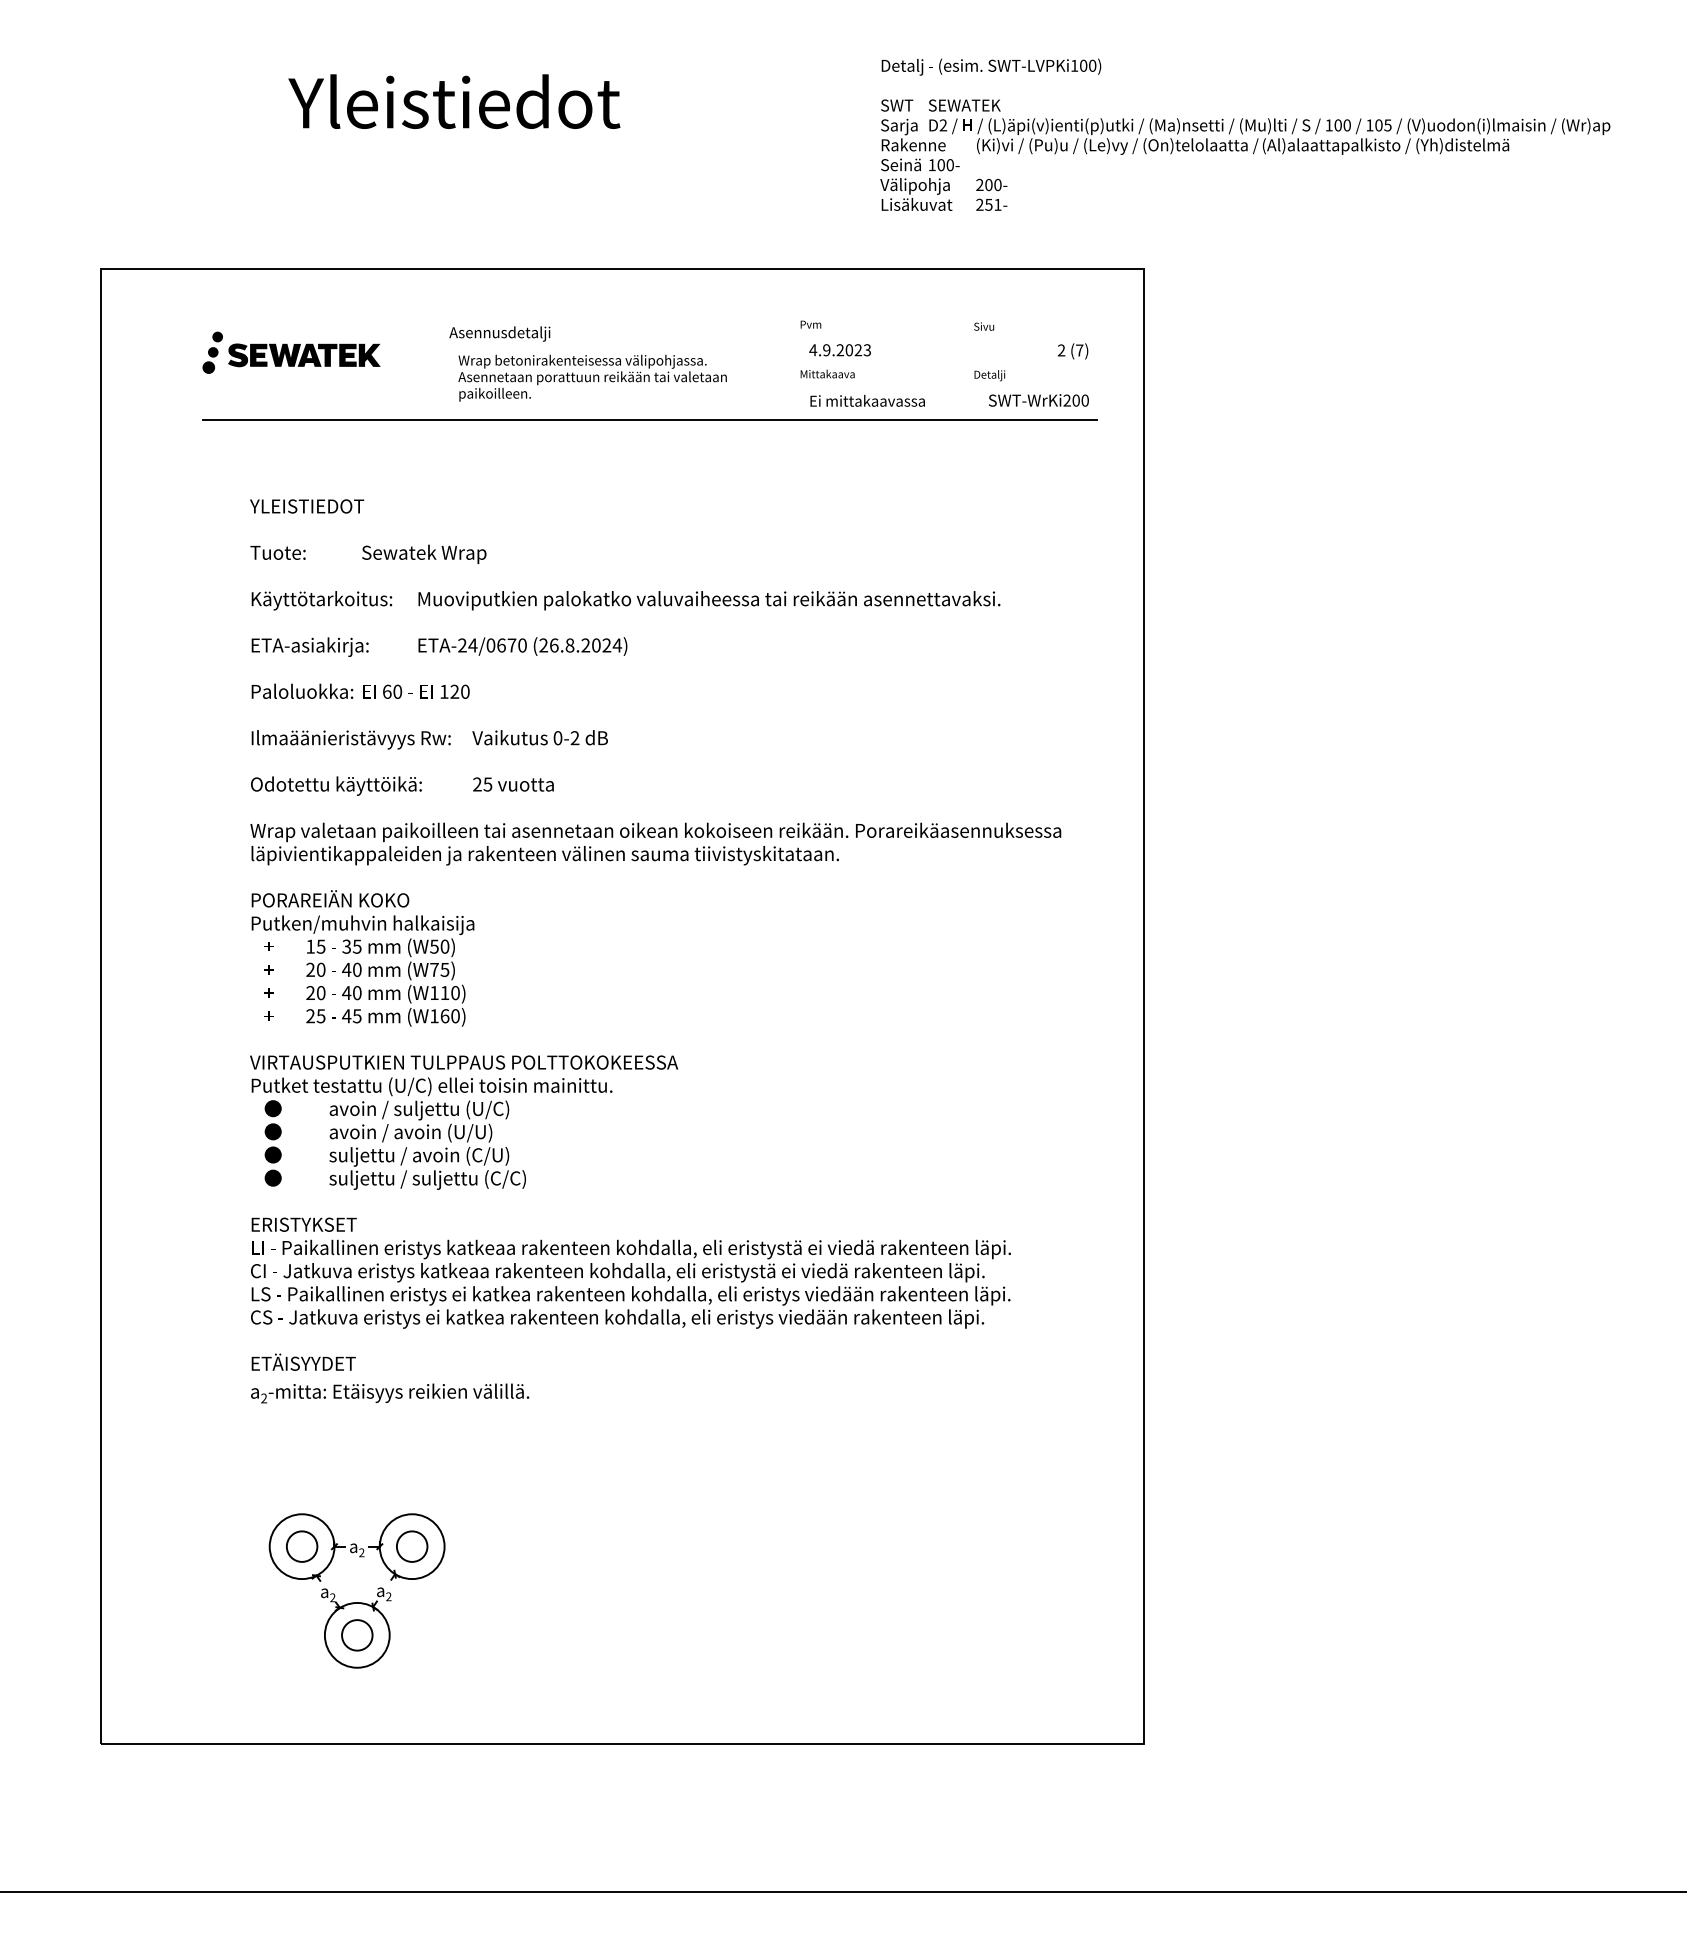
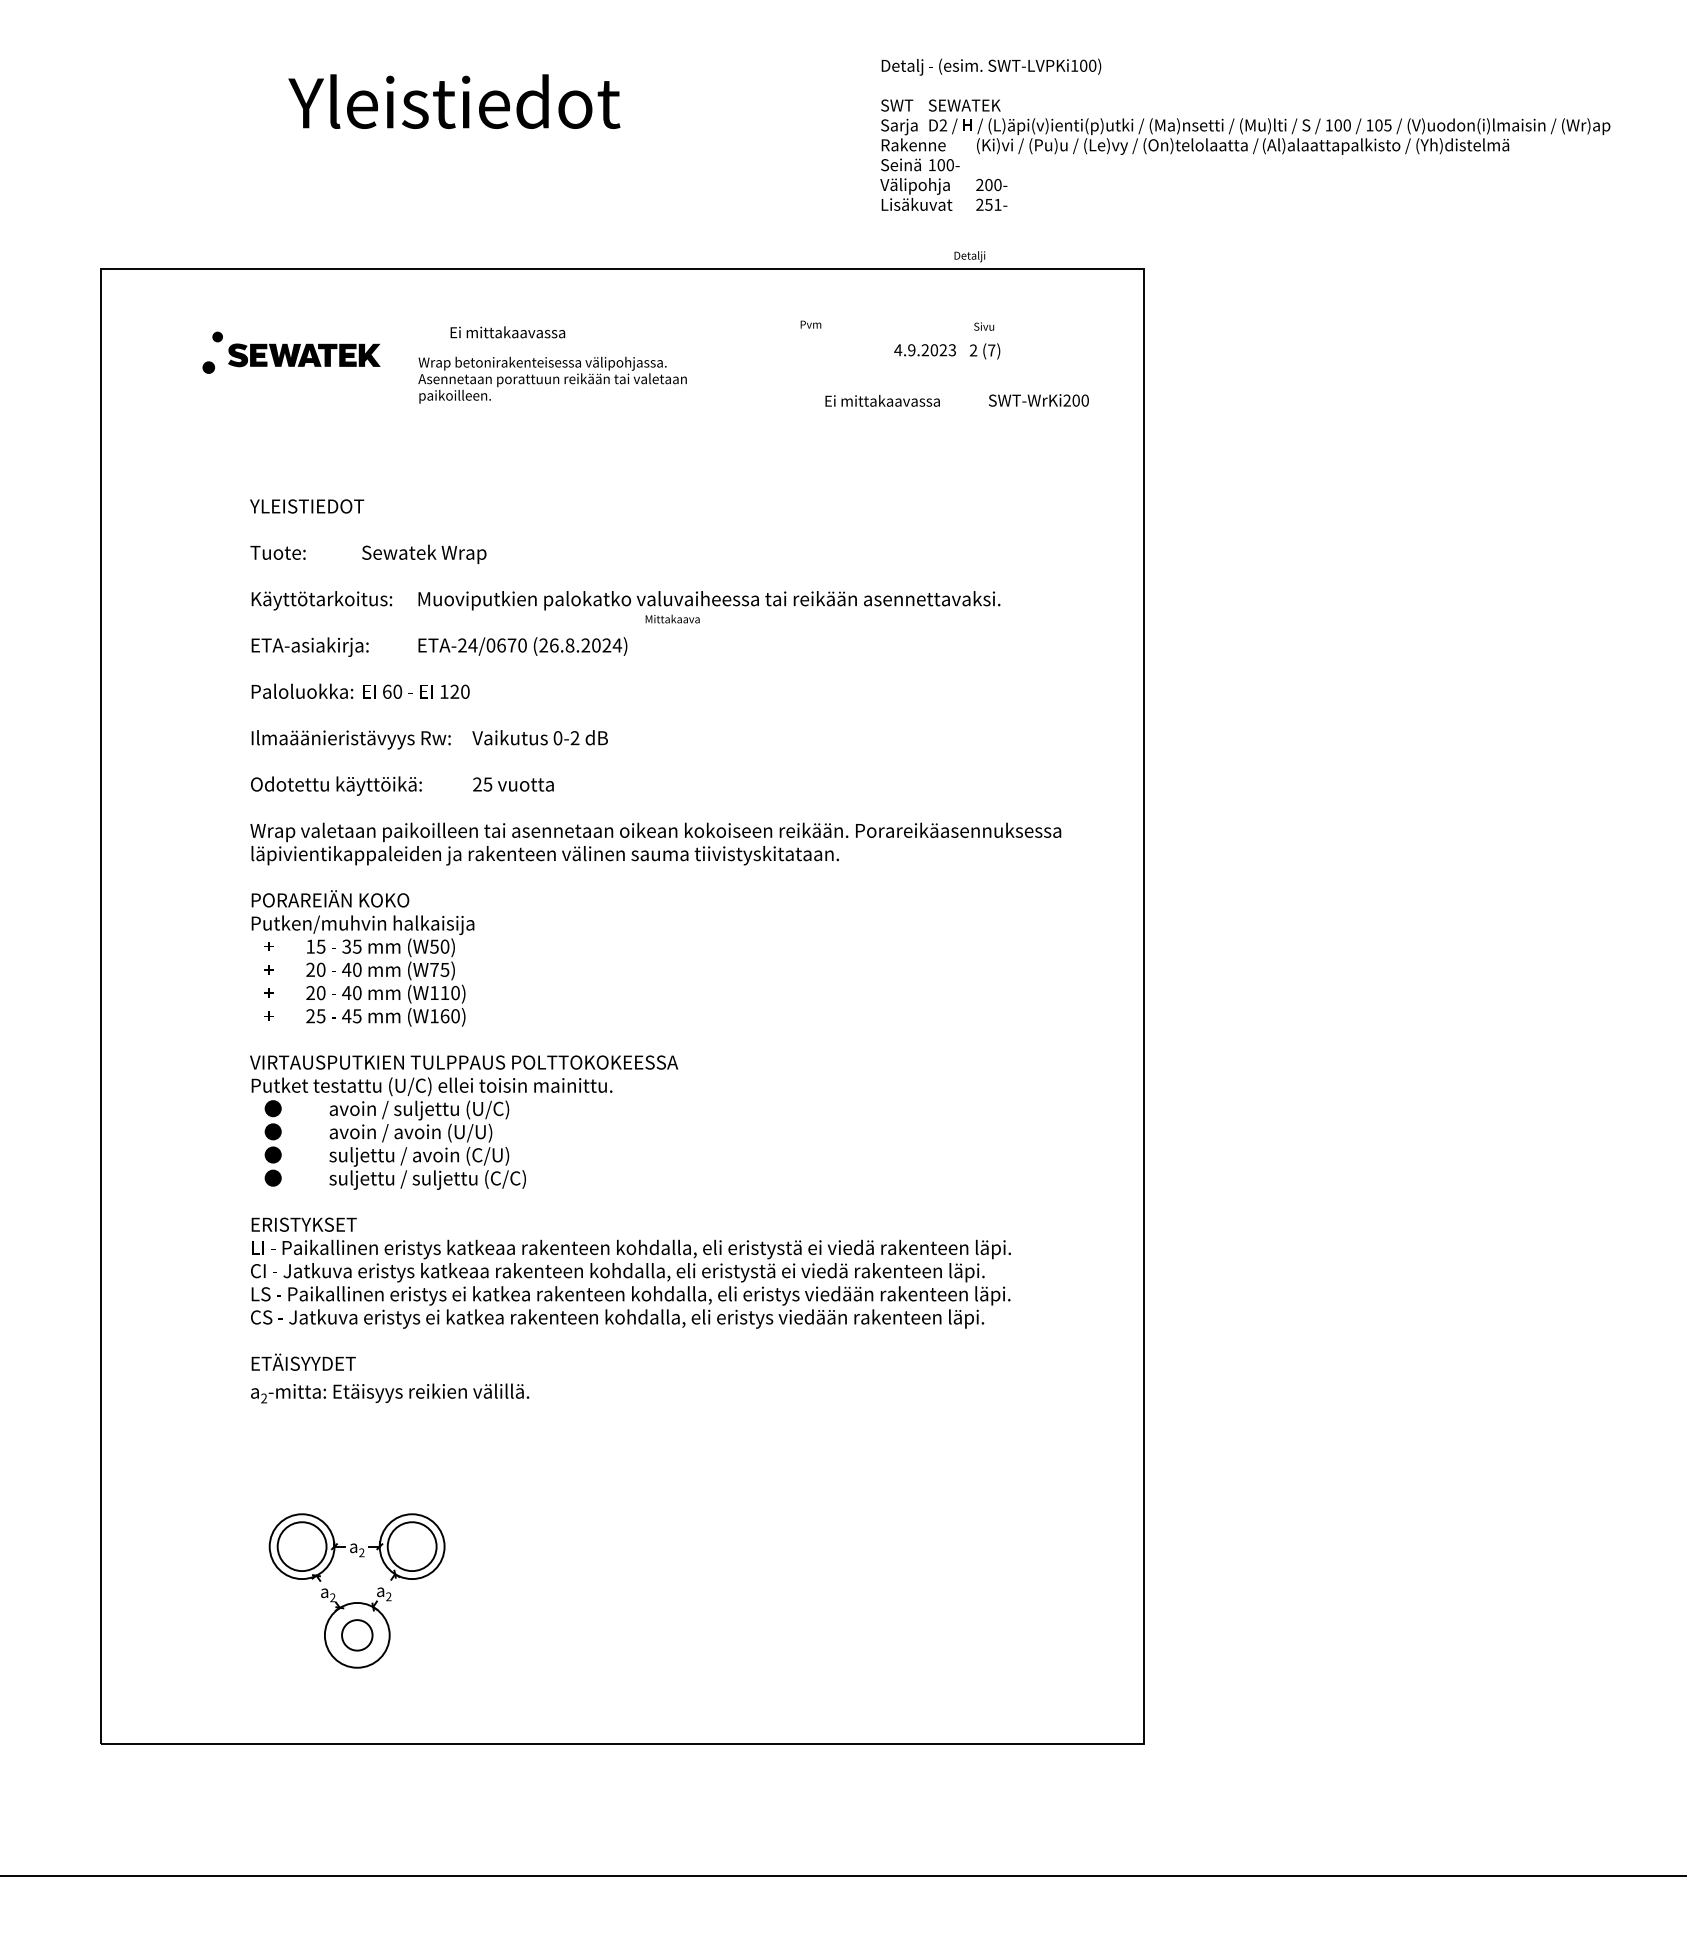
text: Asennusdetalji -> Ei mittakaavassa (507, 333)
text position: (839, 350) -> (924, 350) (924, 350)
text position: (1073, 351) -> (985, 351) (985, 351)
fill: present -> none (212, 352)
text position: (827, 373) -> (672, 618) (672, 618)
text position: (989, 375) -> (969, 256) (969, 256)
text position: (592, 377) -> (552, 379) (552, 379)
text position: (867, 400) -> (882, 400) (882, 400)
line: present -> none (649, 420)
circle diameter: 31 px -> 49 px (301, 1546)
circle diameter: 31 px -> 49 px (411, 1546)
line position: (842, 1892) -> (842, 1876) (842, 1876)
